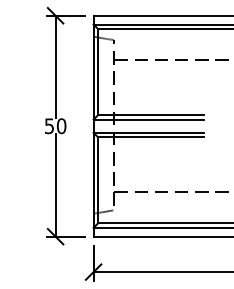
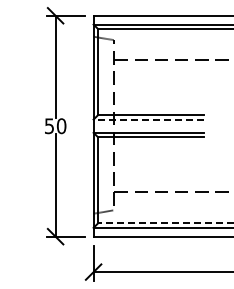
line: solid -> dashed (148, 119)
line: solid -> dashed (165, 223)
